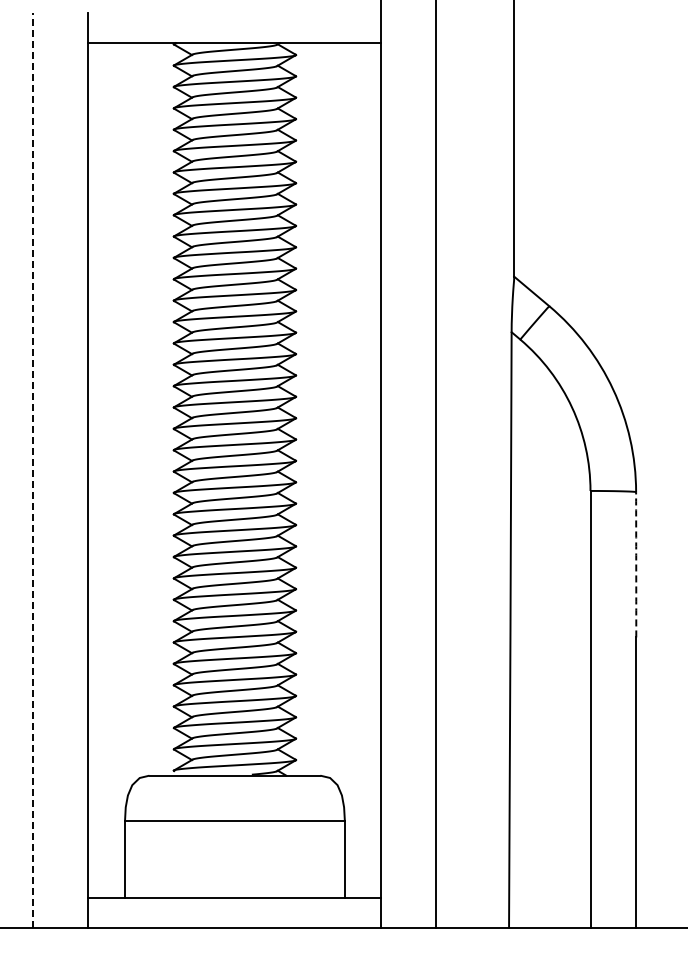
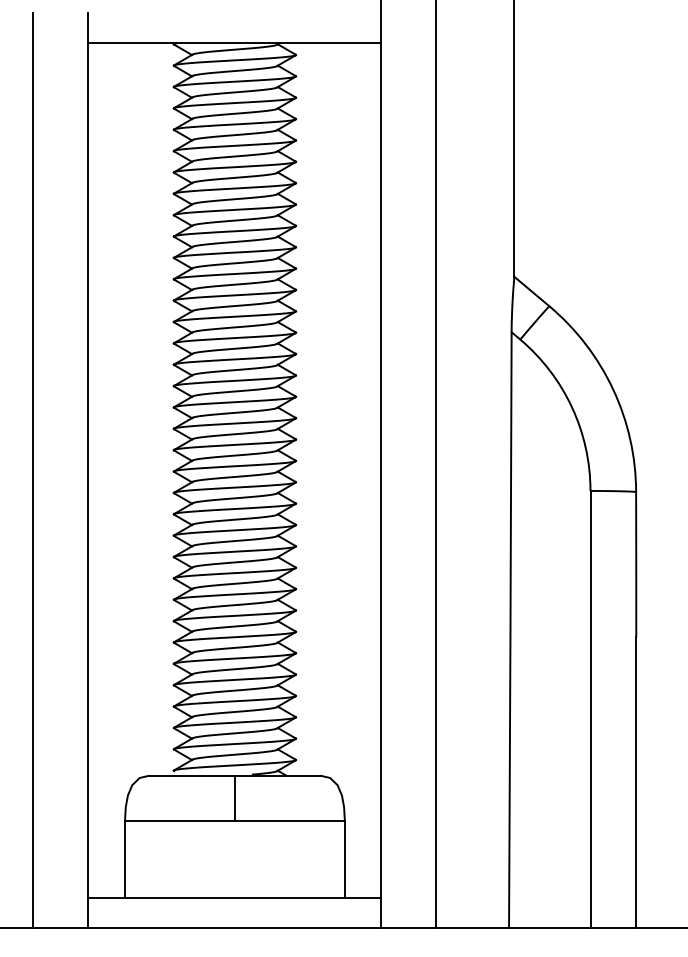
line: dashed -> solid (33, 470)
arc: dashed -> solid (636, 564)
line: none -> present (234, 798)
